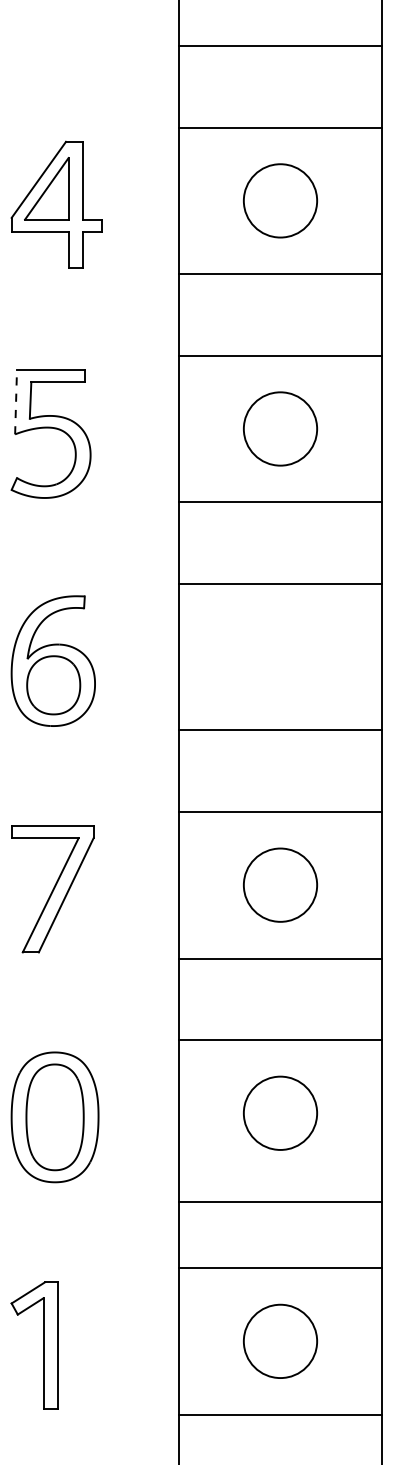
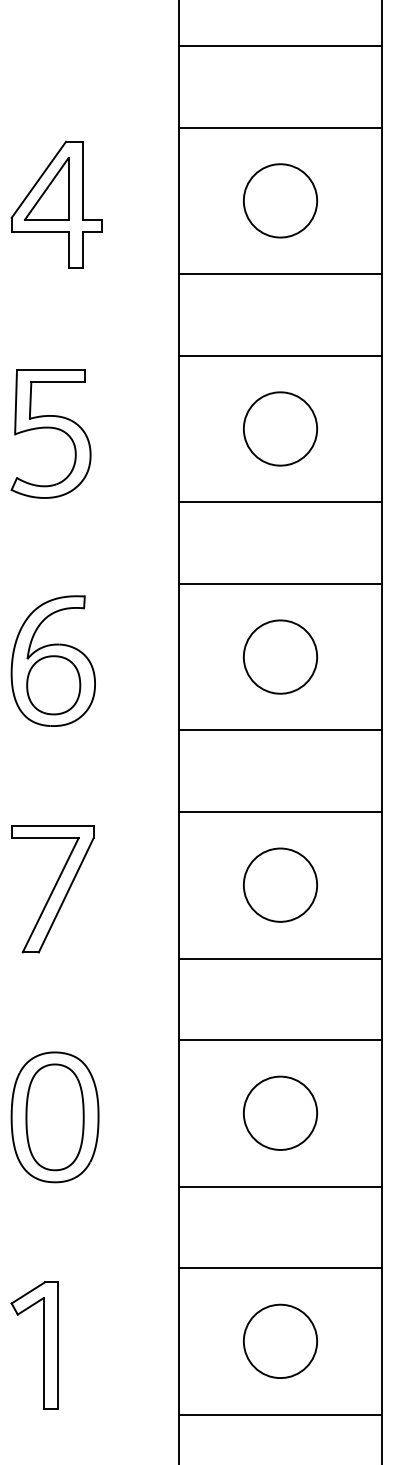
line: dashed -> solid (16, 401)
circle: none -> present (280, 656)
line position: (280, 1201) -> (280, 1186) (280, 1186)
